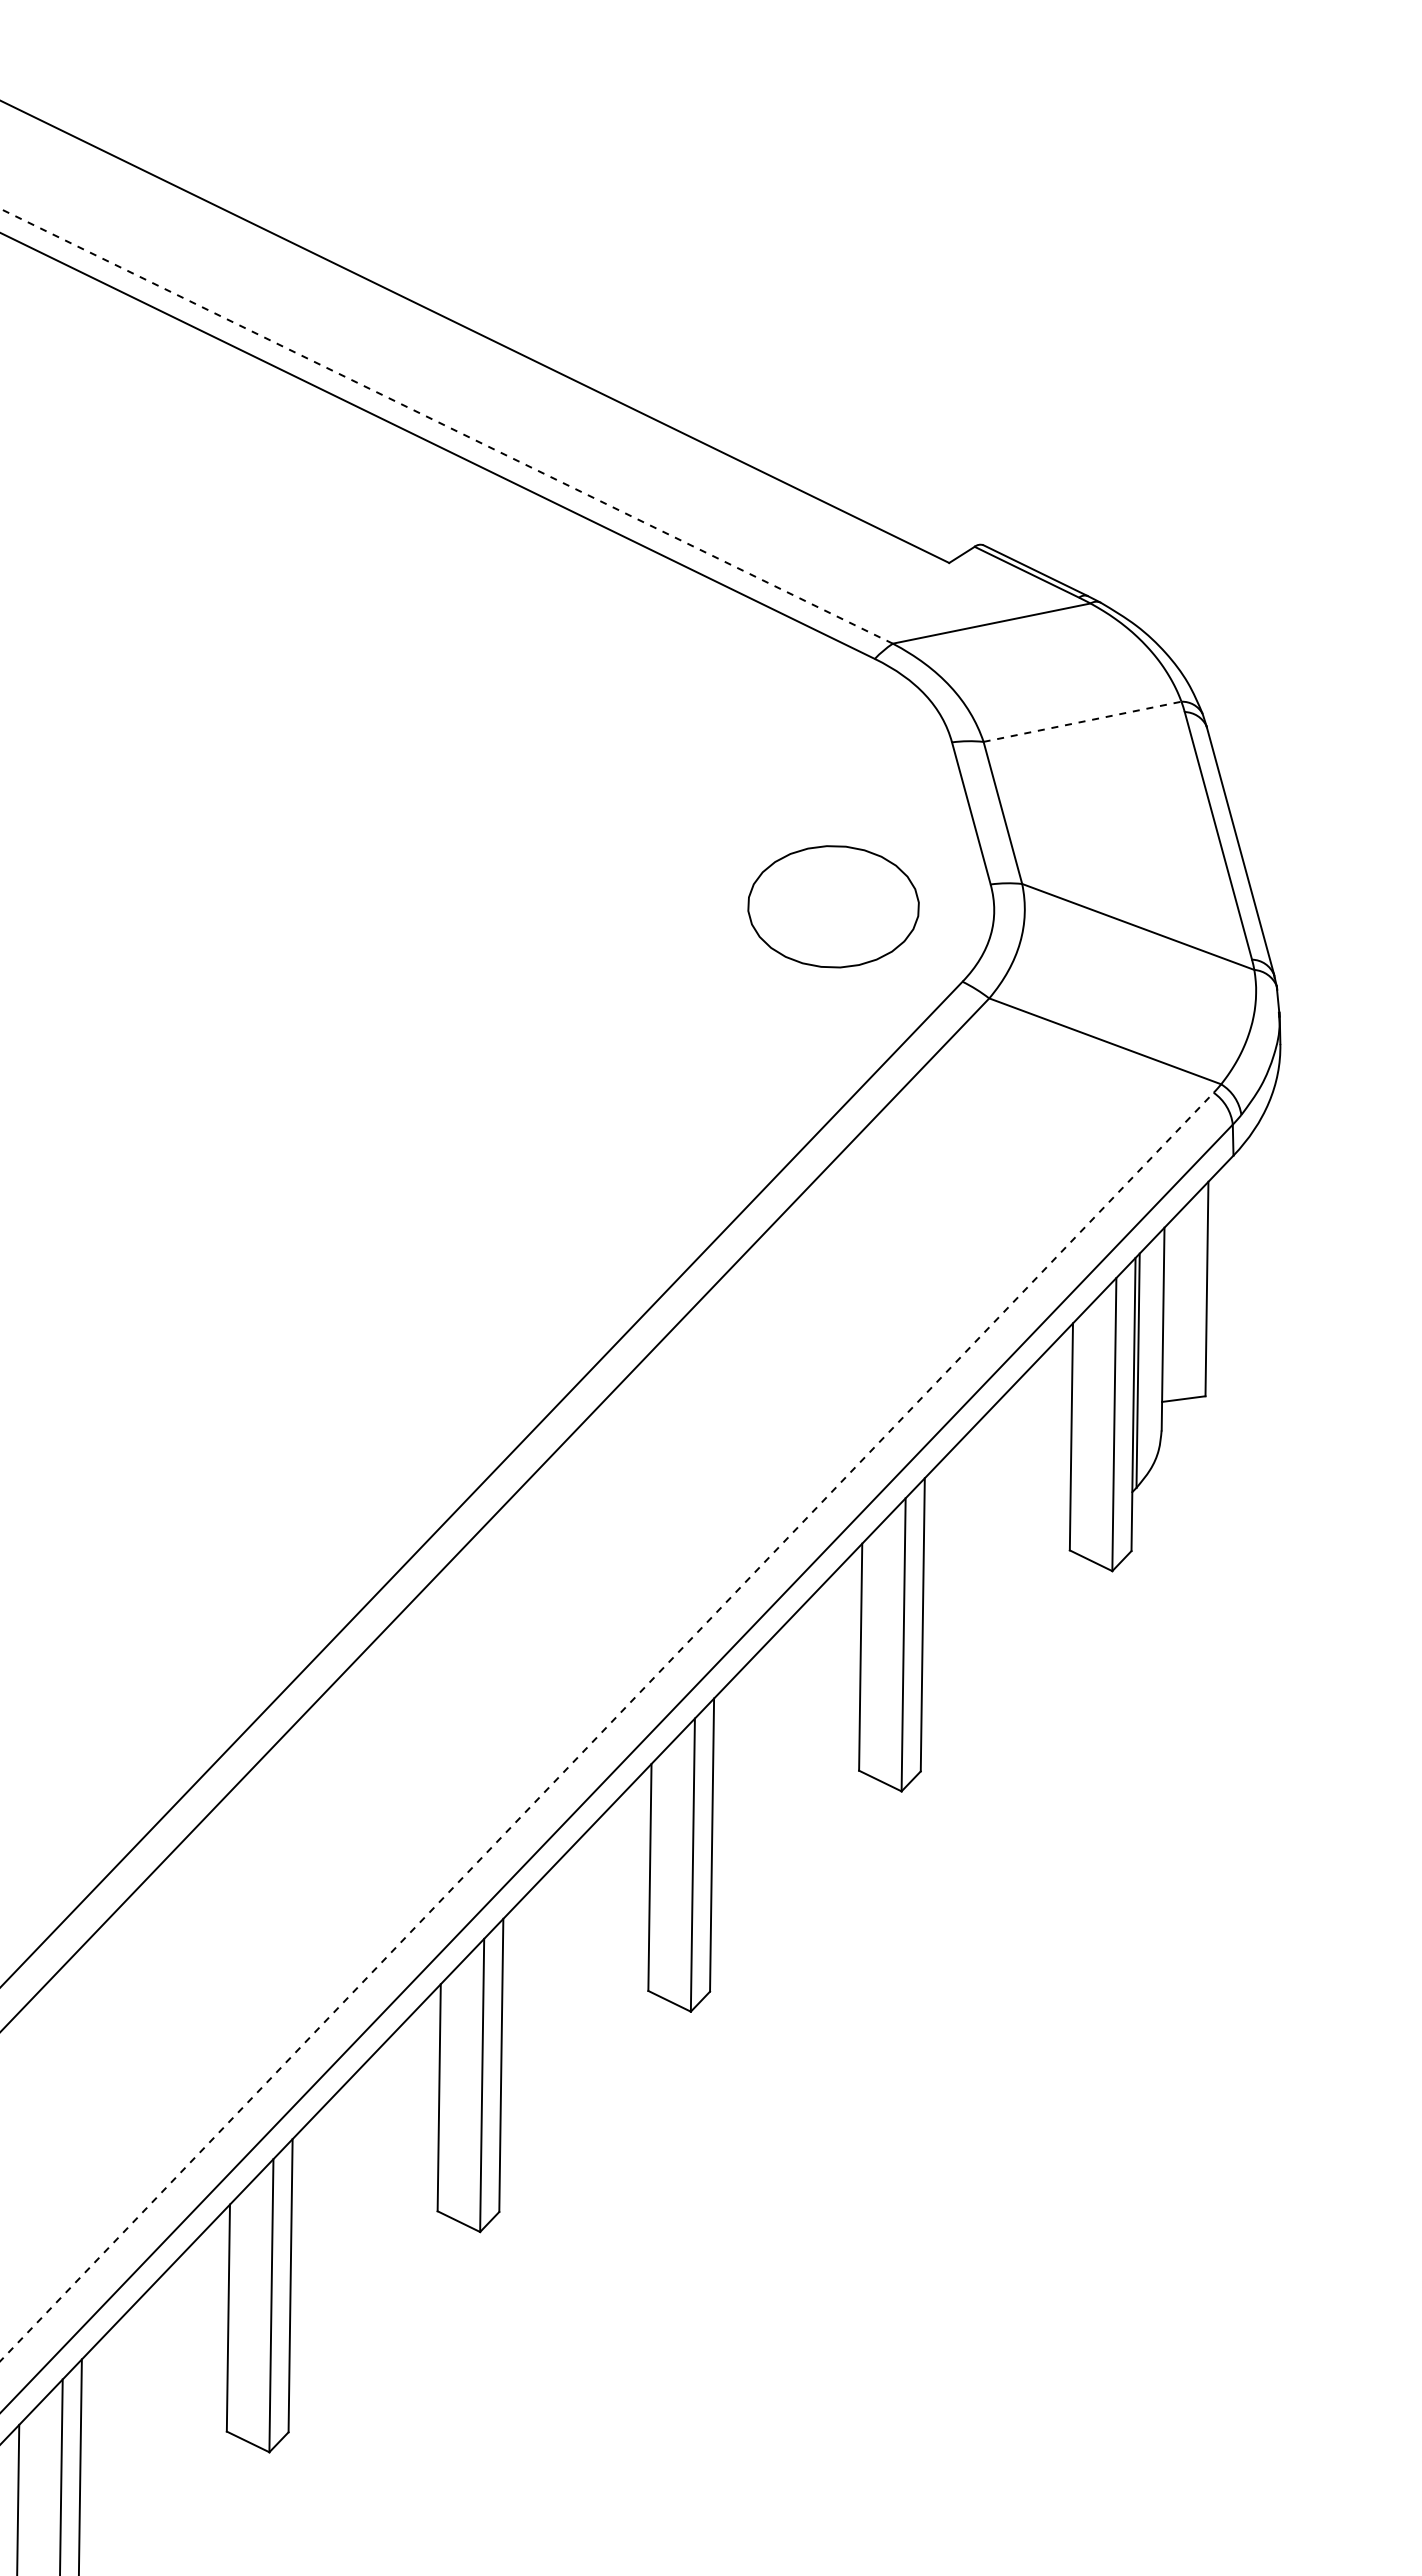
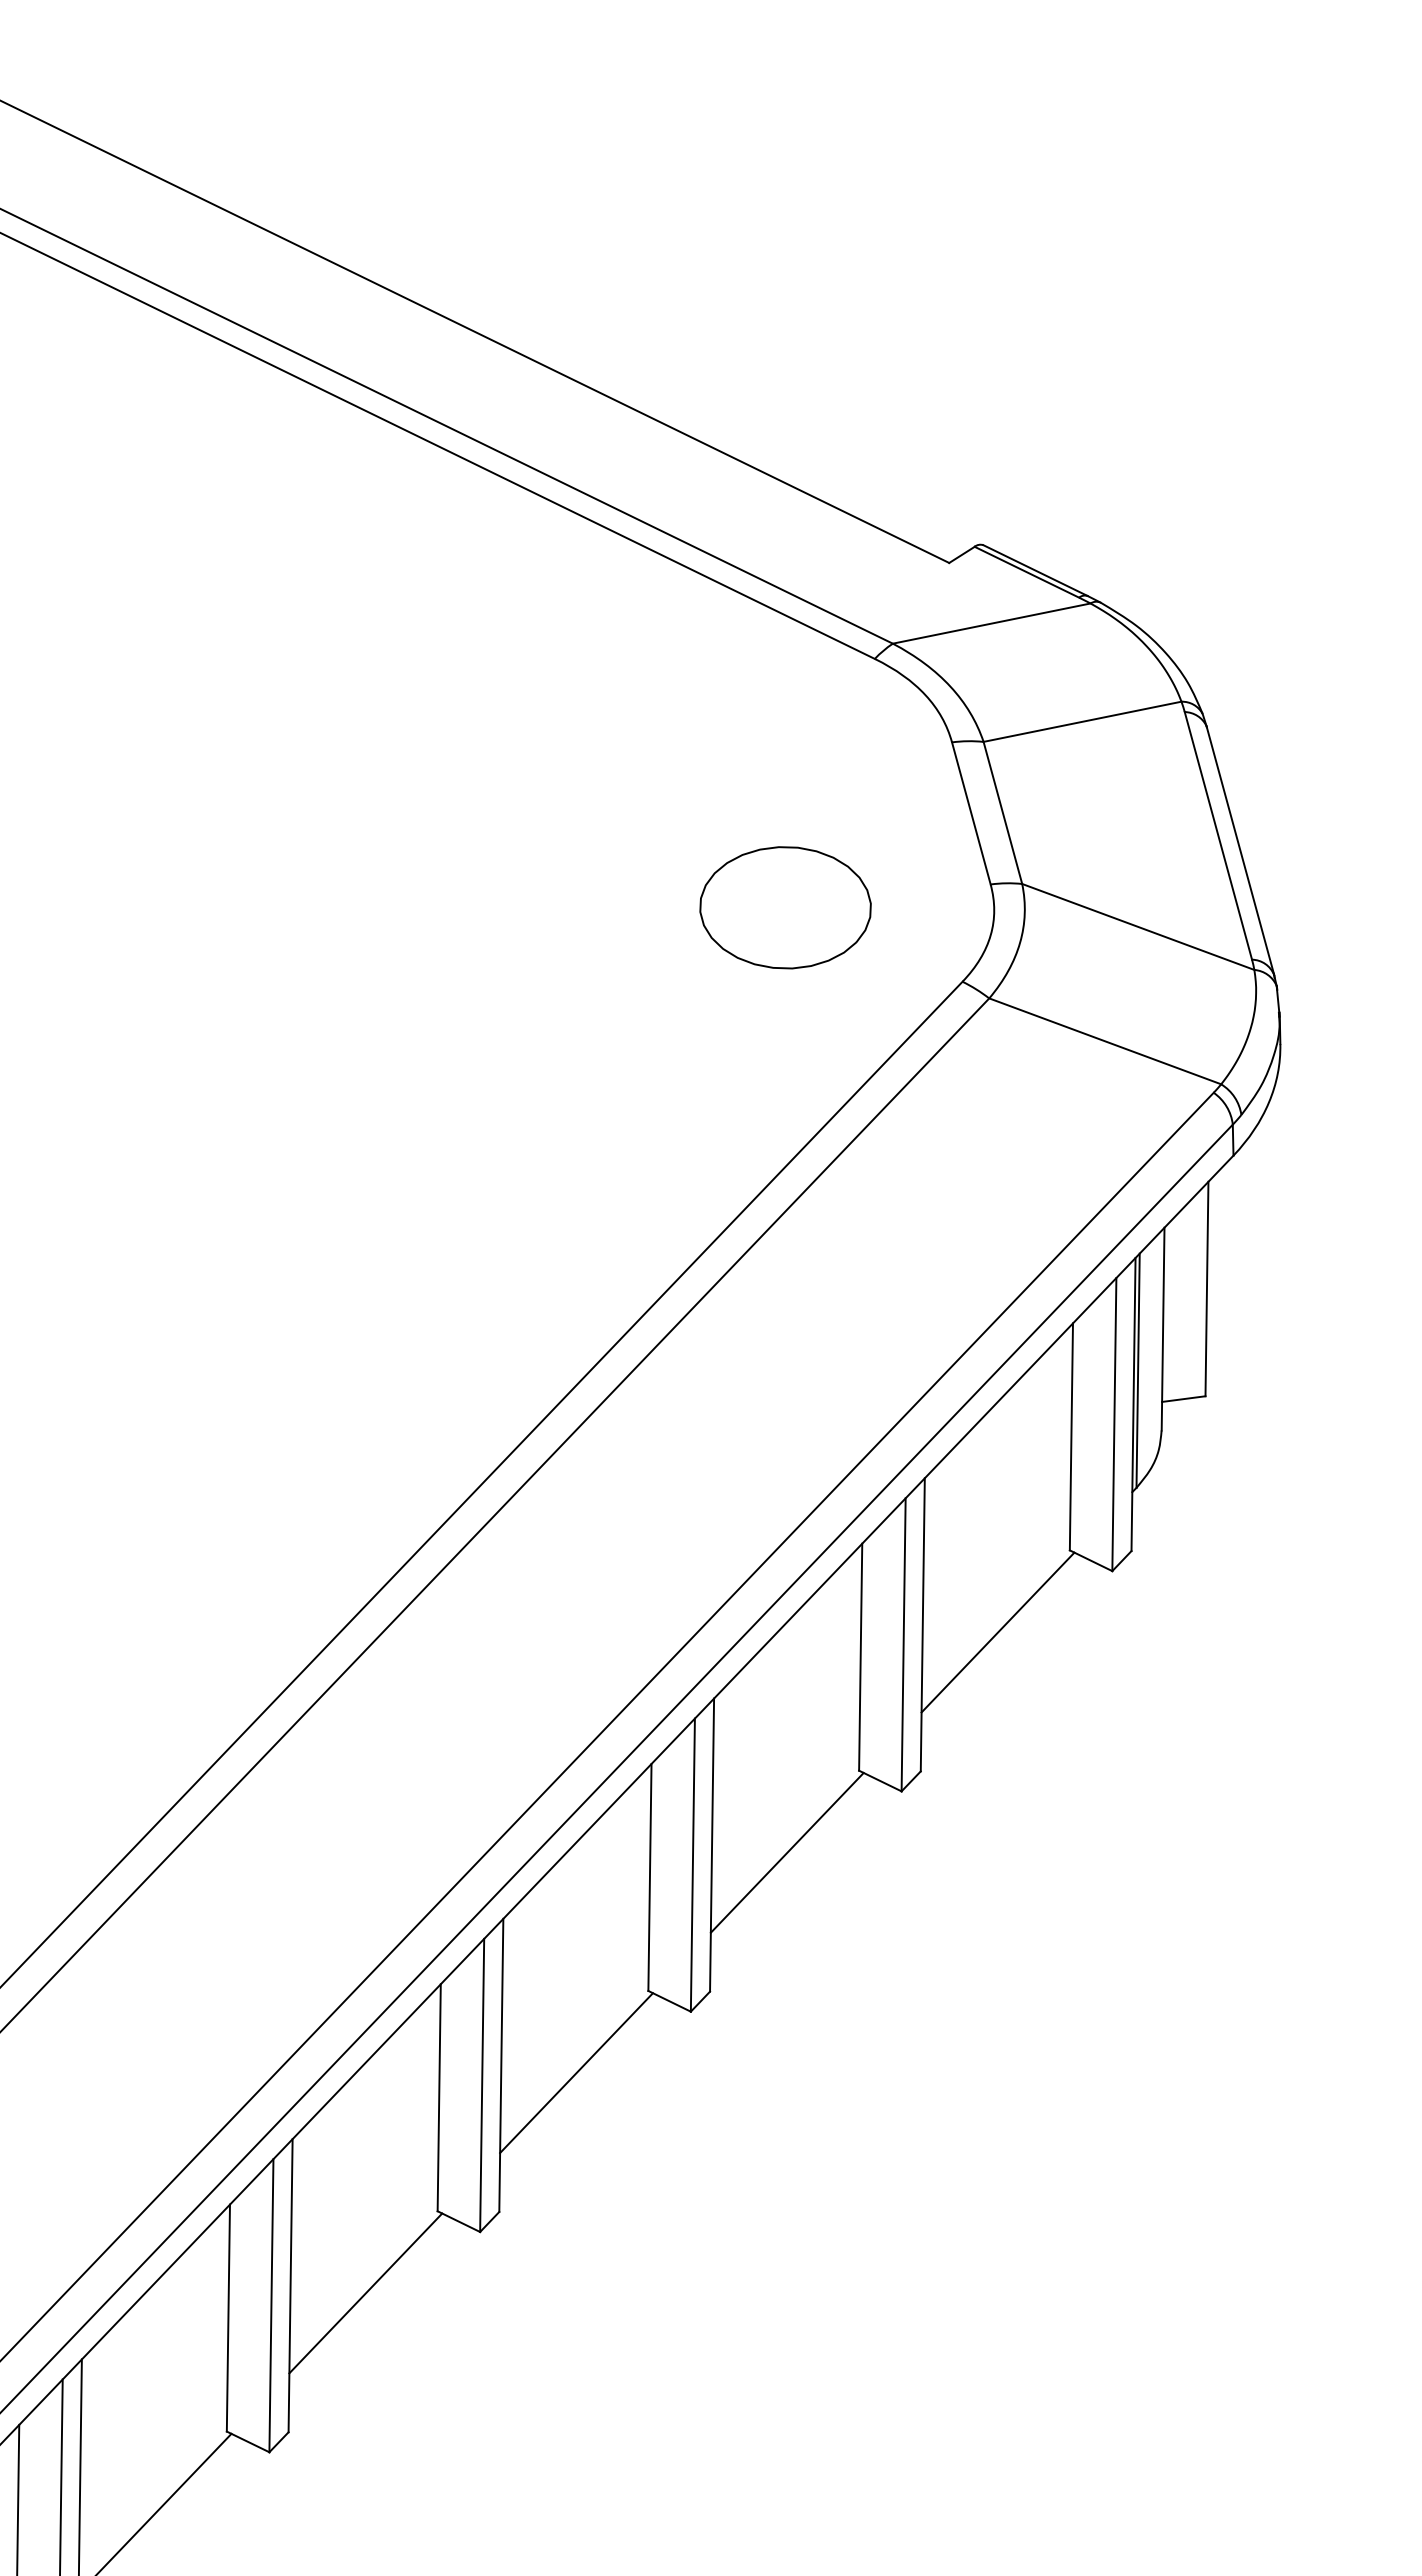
line: dashed -> solid (446, 426)
line: dashed -> solid (1082, 721)
part position: (833, 906) -> (785, 907) (785, 907)
line: none -> present (997, 1632)
line: dashed -> solid (606, 1727)
line: none -> present (786, 1852)
line: none -> present (576, 2073)
line: none -> present (365, 2293)
line: none -> present (164, 2502)
